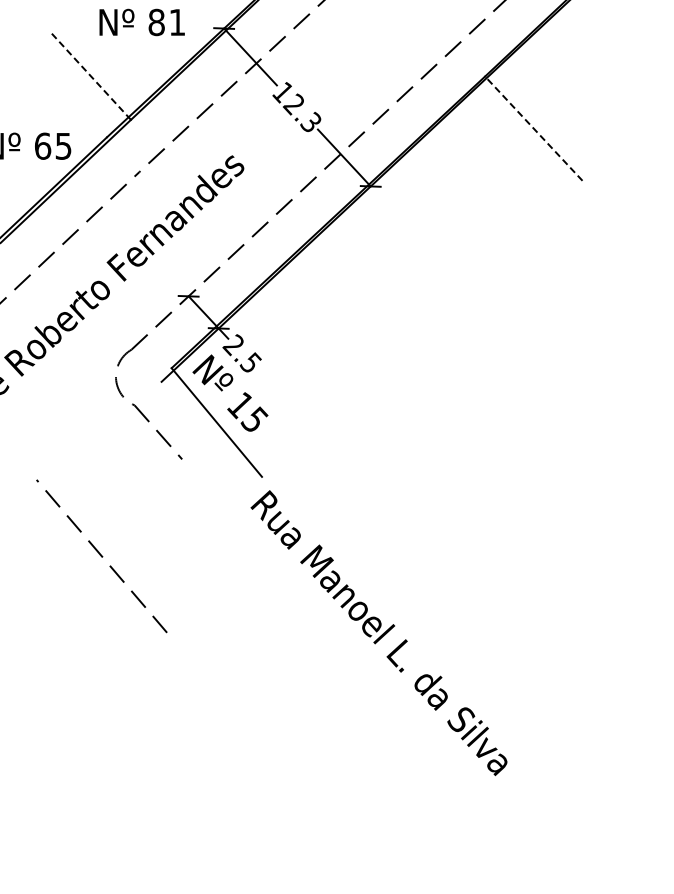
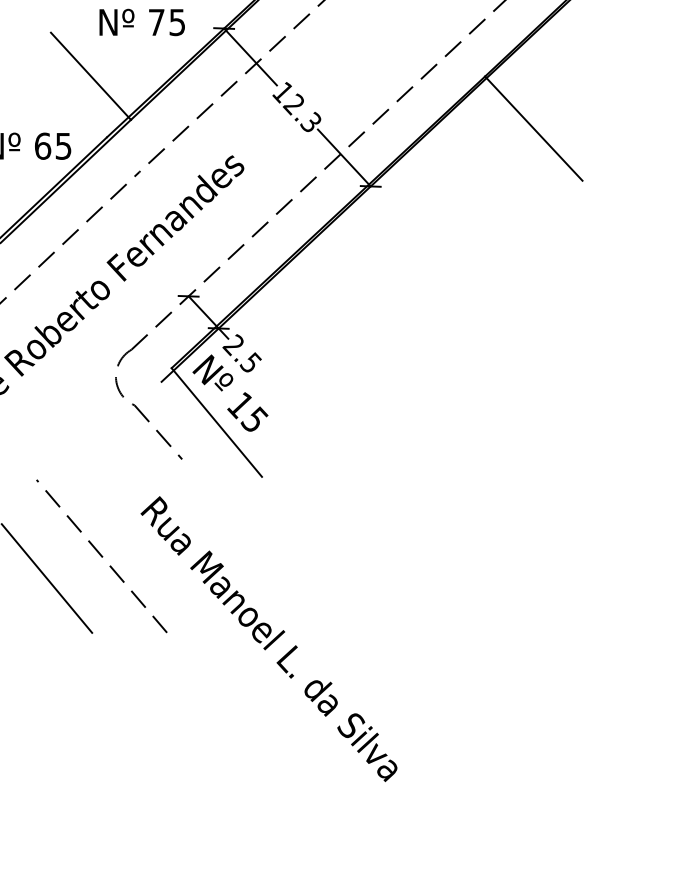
text: 81 -> 75 (166, 22)
line: dashed -> solid (90, 75)
line: dashed -> solid (533, 128)
line: none -> present (47, 578)
text position: (378, 633) -> (268, 639) (268, 639)
